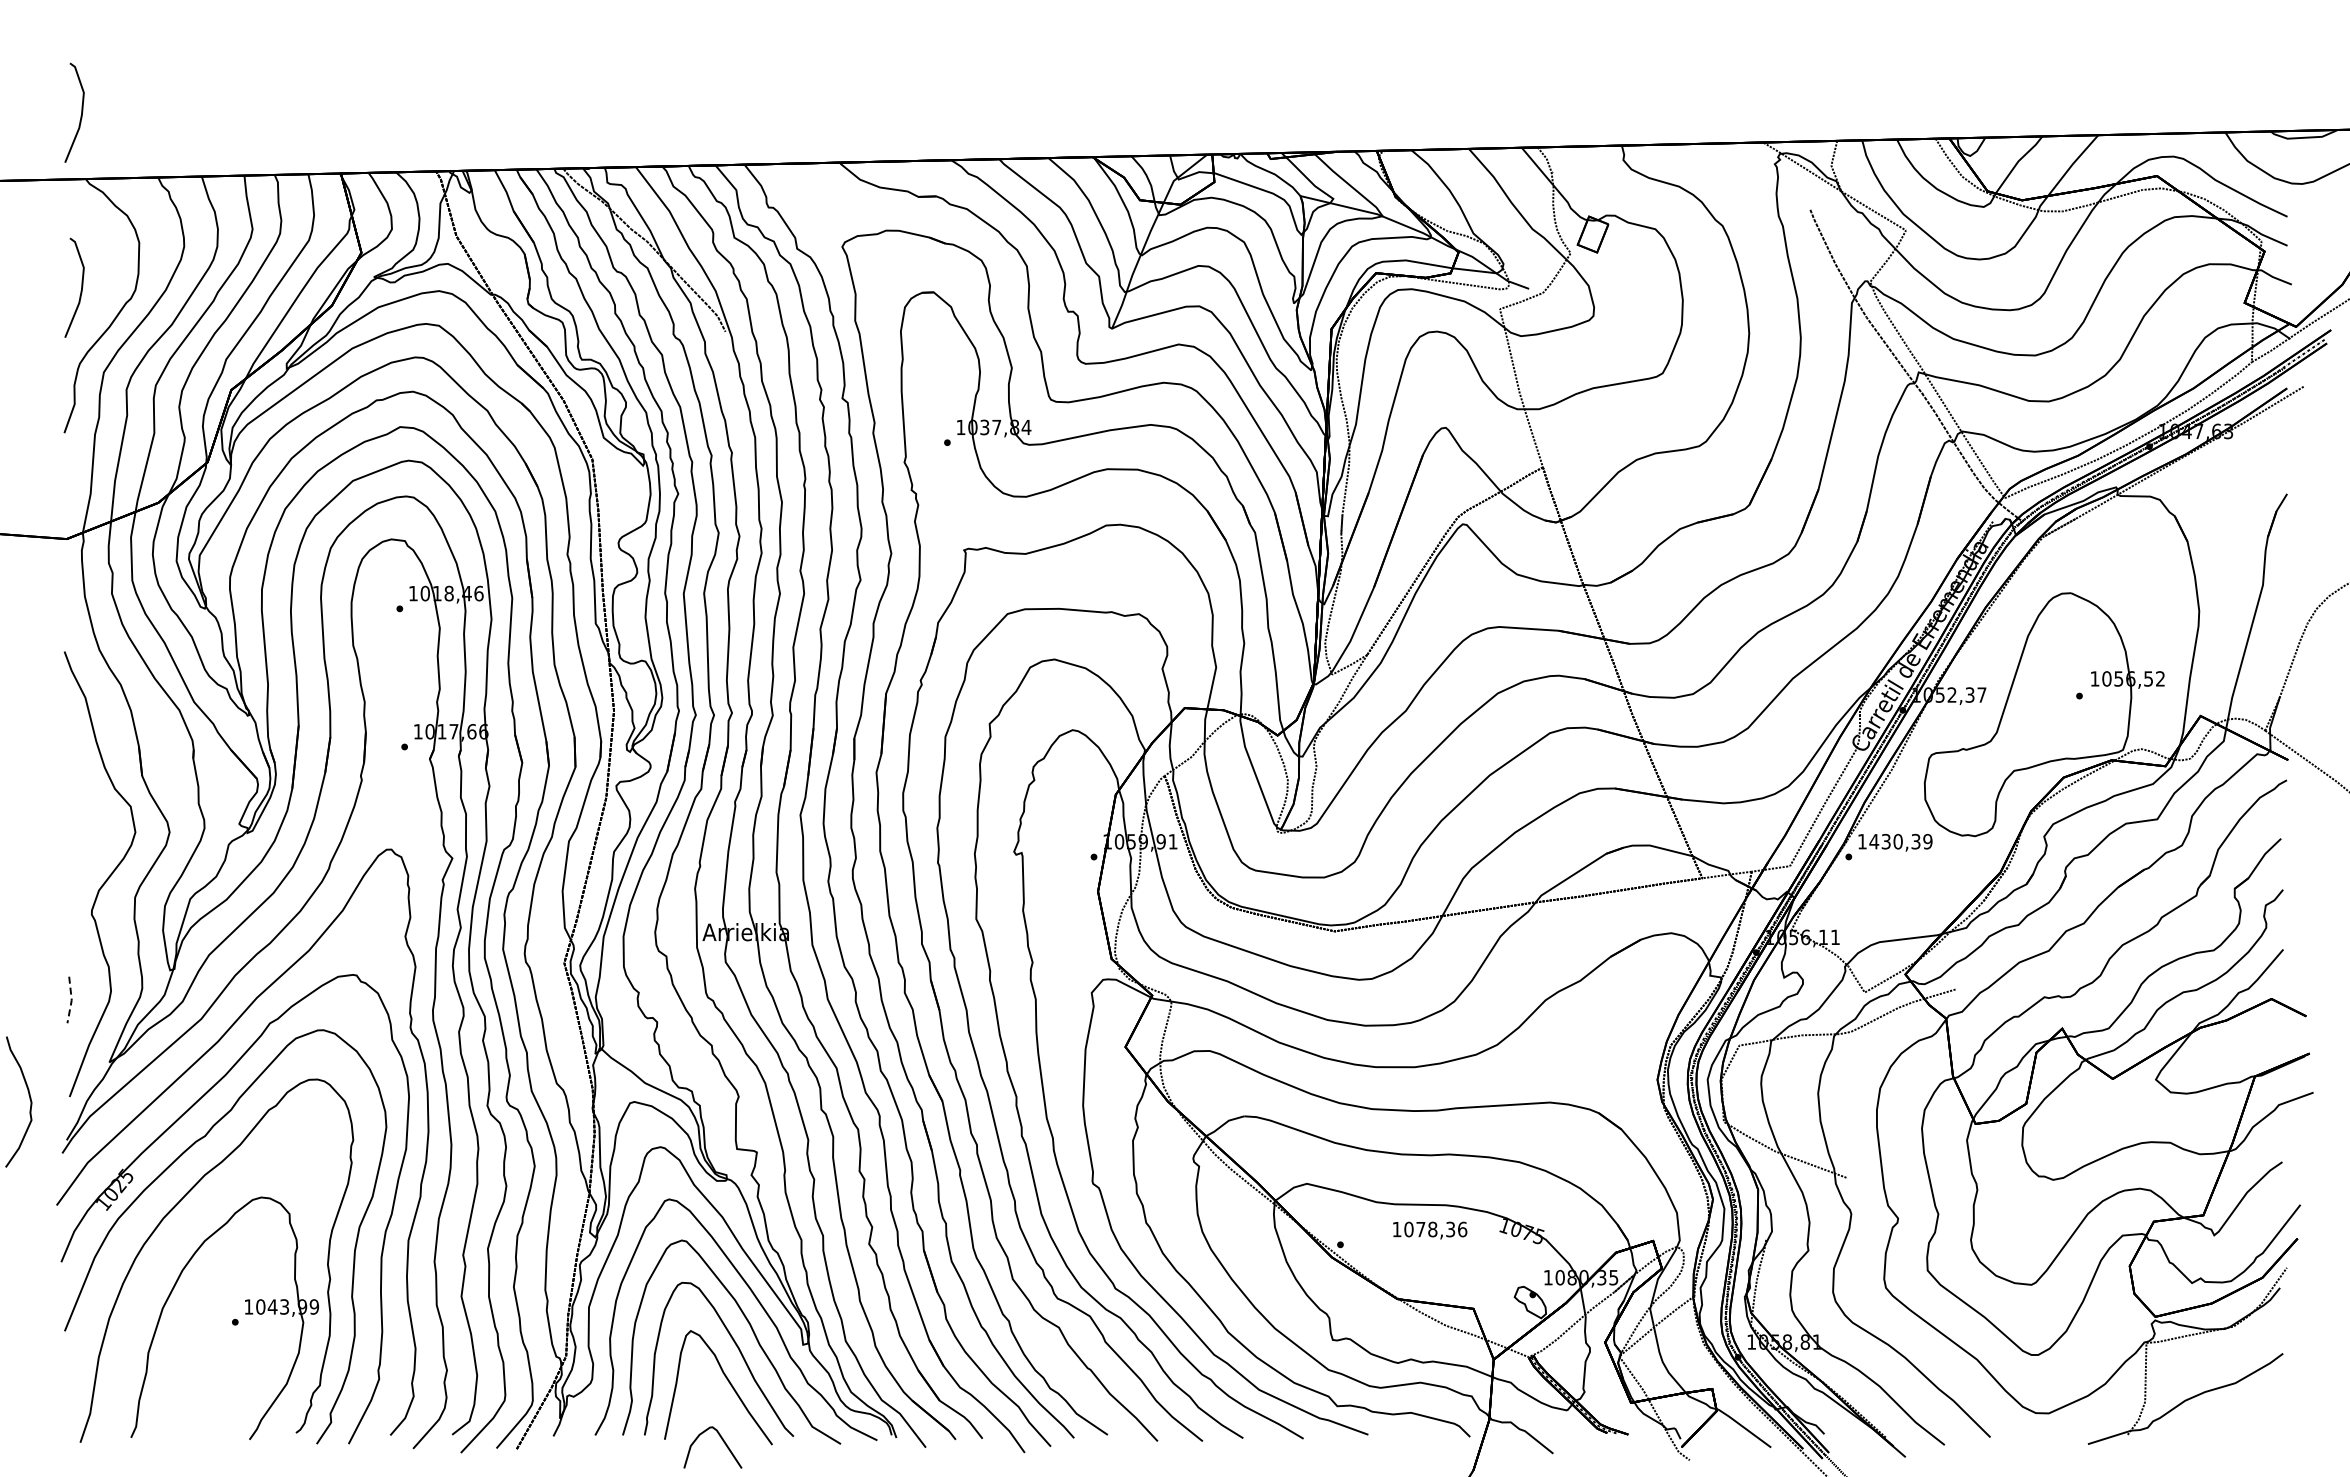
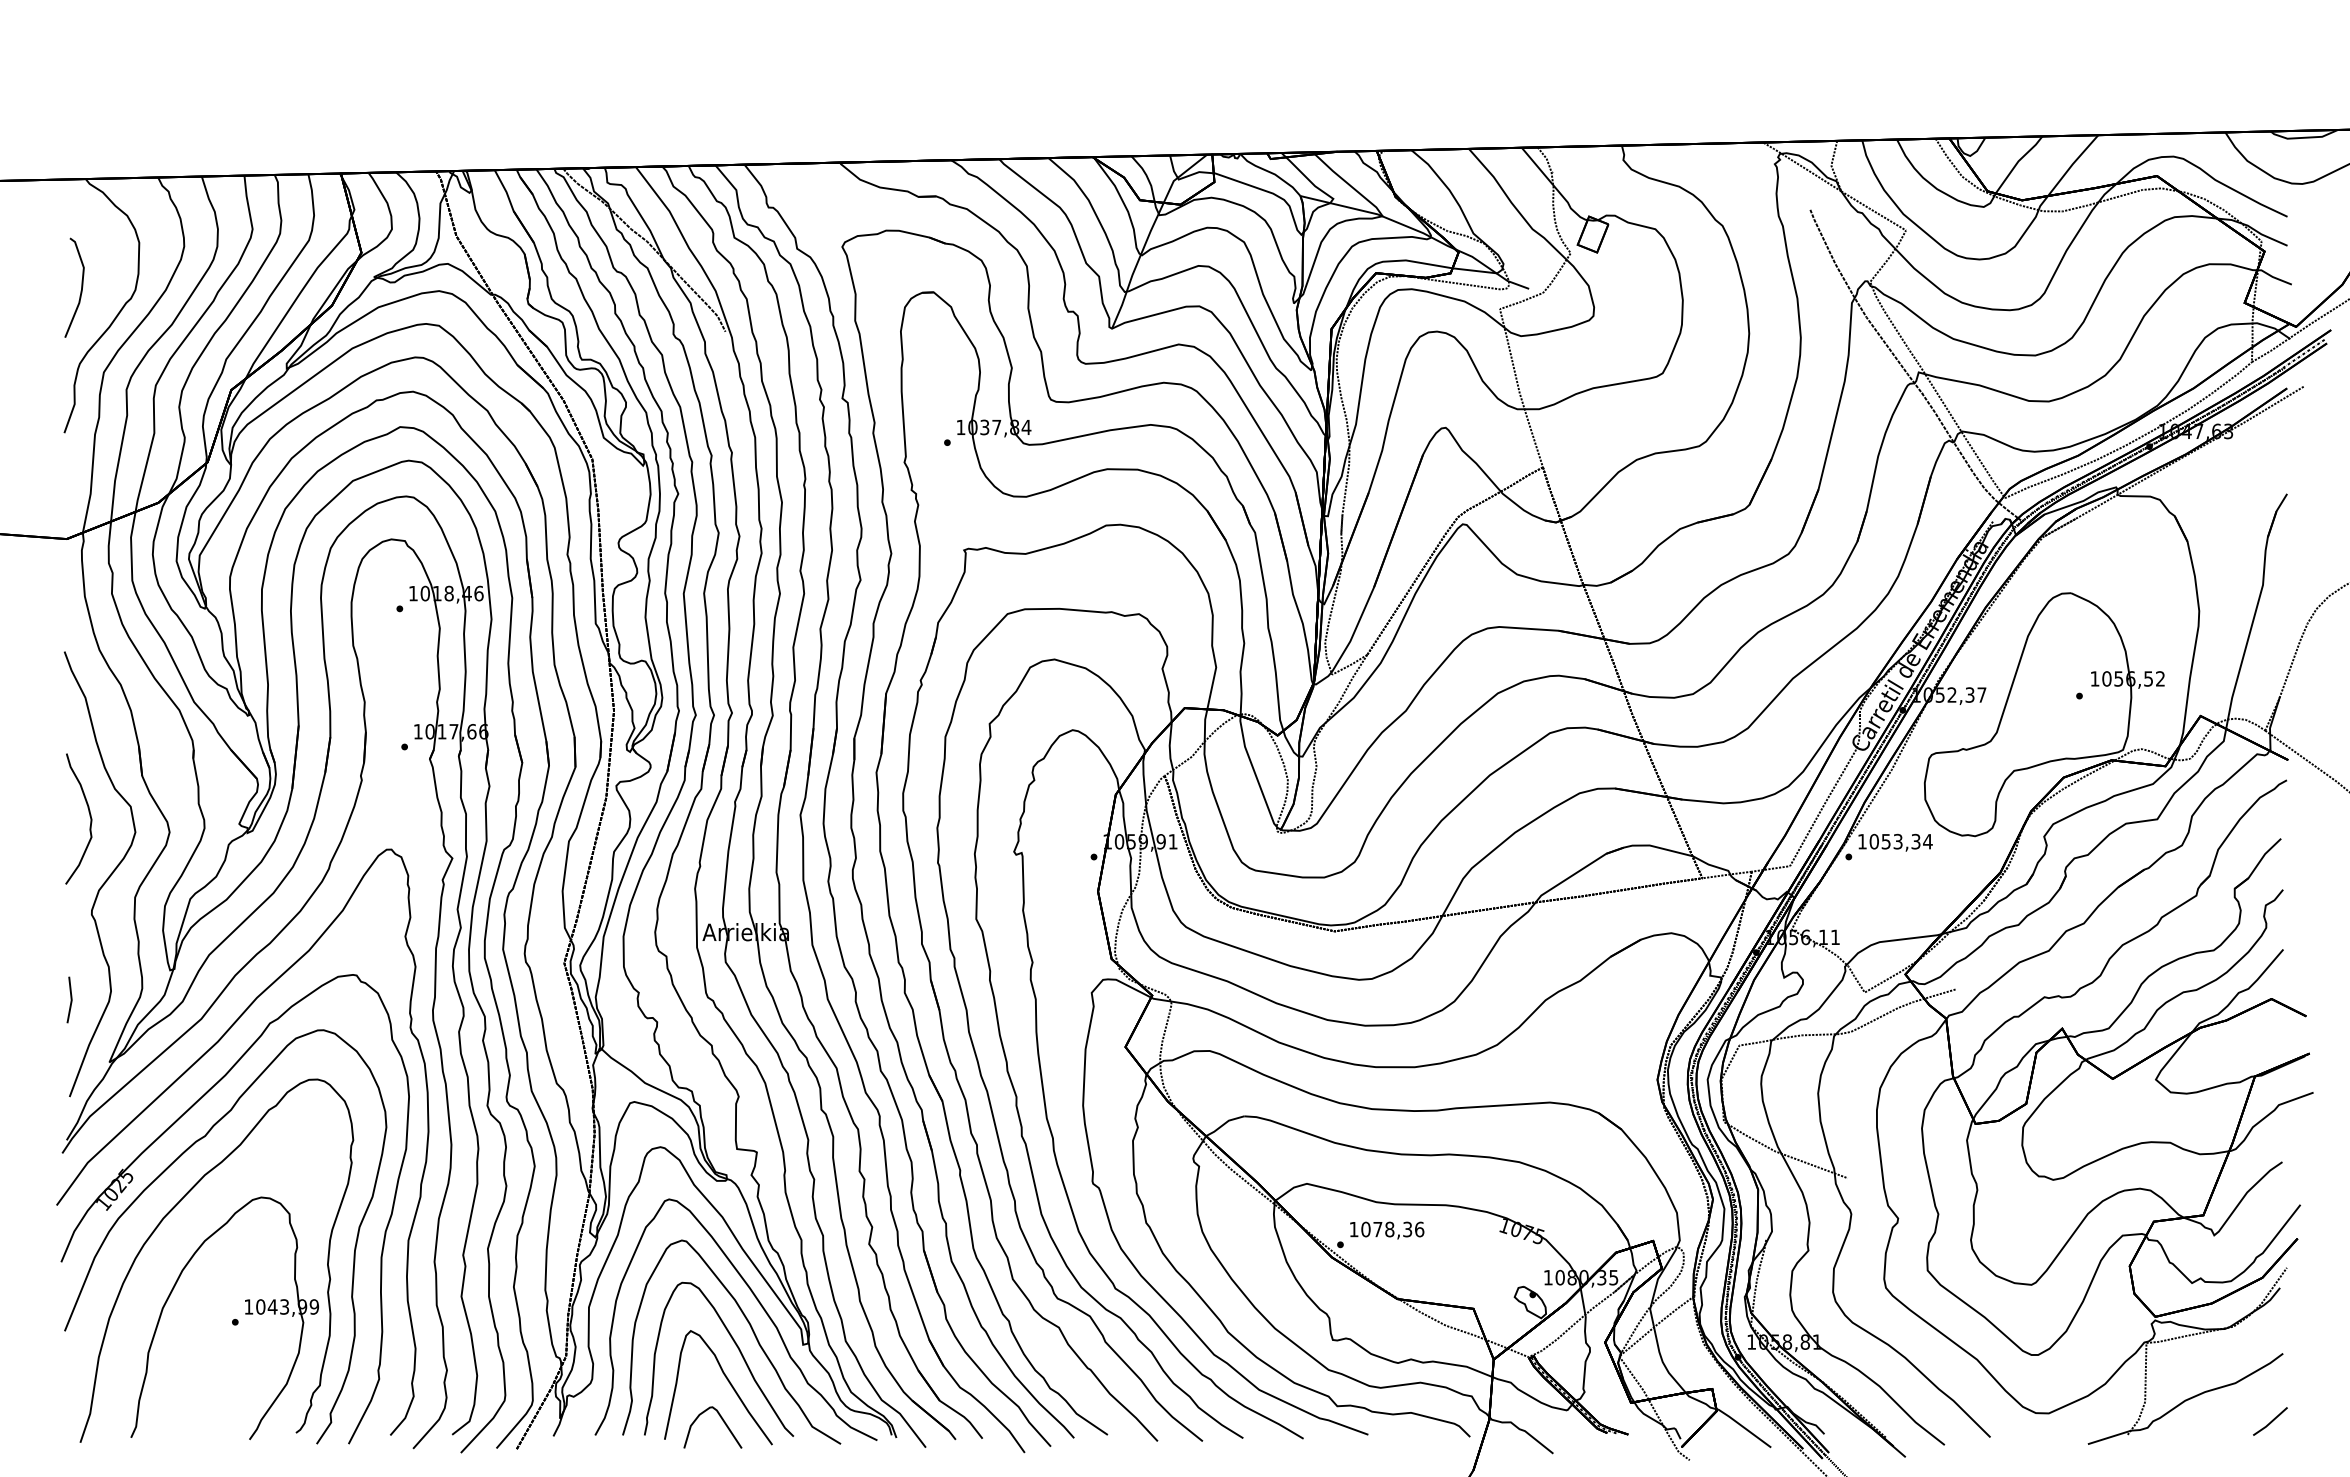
curve: present -> none (80, 115)
text: 1430,39 -> 1053,34 (1900, 841)
line: dashed -> solid (71, 1000)
curve position: (29, 1099) -> (89, 816) (89, 816)
text position: (1430, 1230) -> (1387, 1230) (1387, 1230)
line: none -> present (2270, 1421)
curve position: (721, 1439) -> (721, 1419) (721, 1419)
